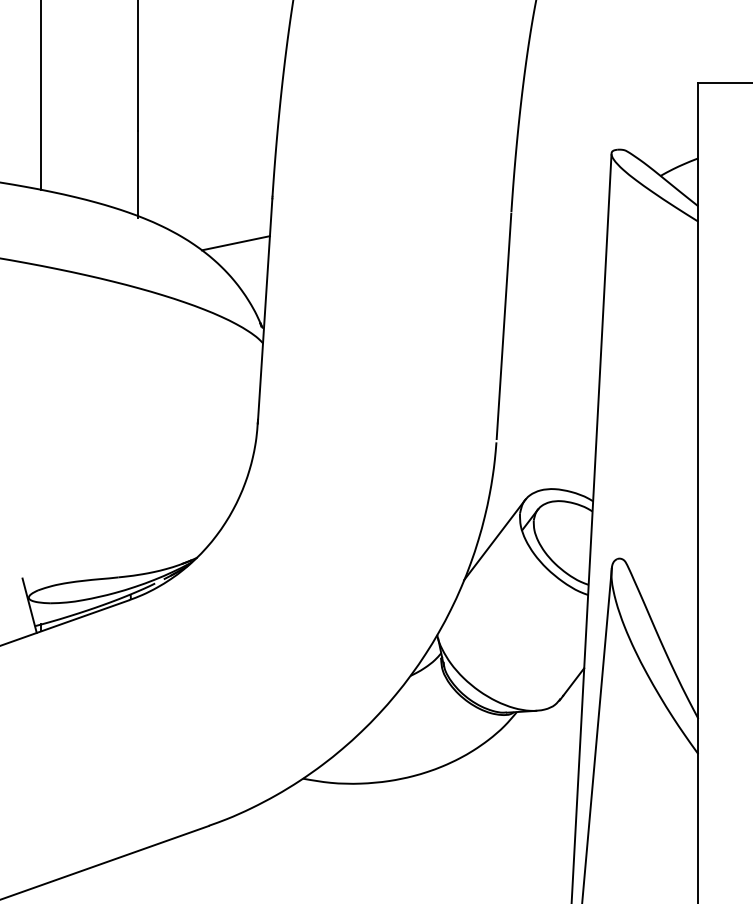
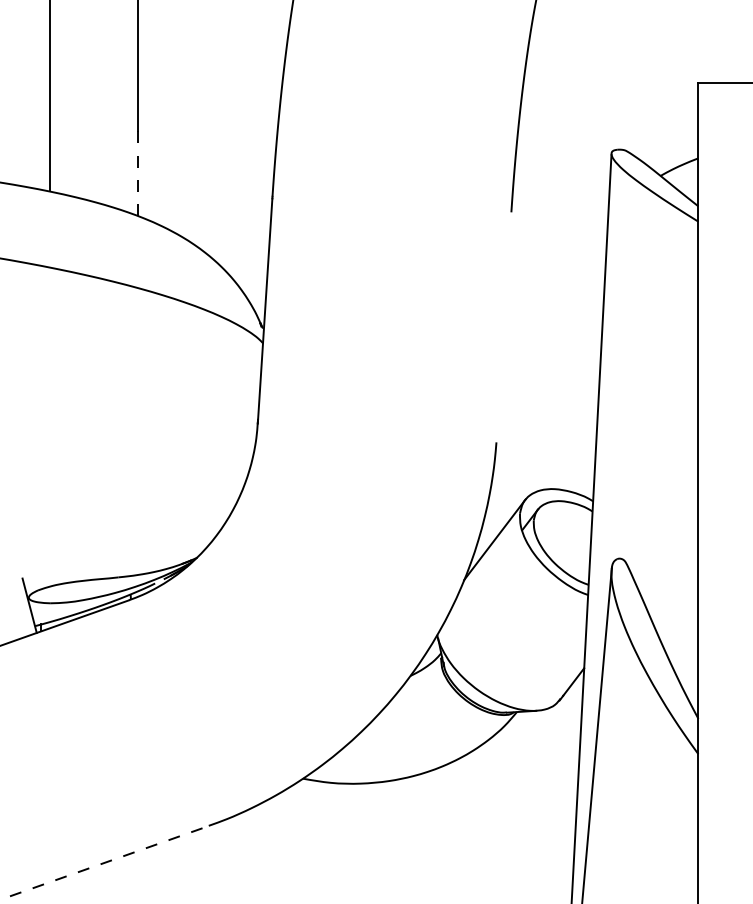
line position: (41, 95) -> (50, 95) (50, 95)
line: solid -> dashed (137, 175)
line: present -> none (235, 243)
line: present -> none (503, 326)
line: solid -> dashed (105, 862)
